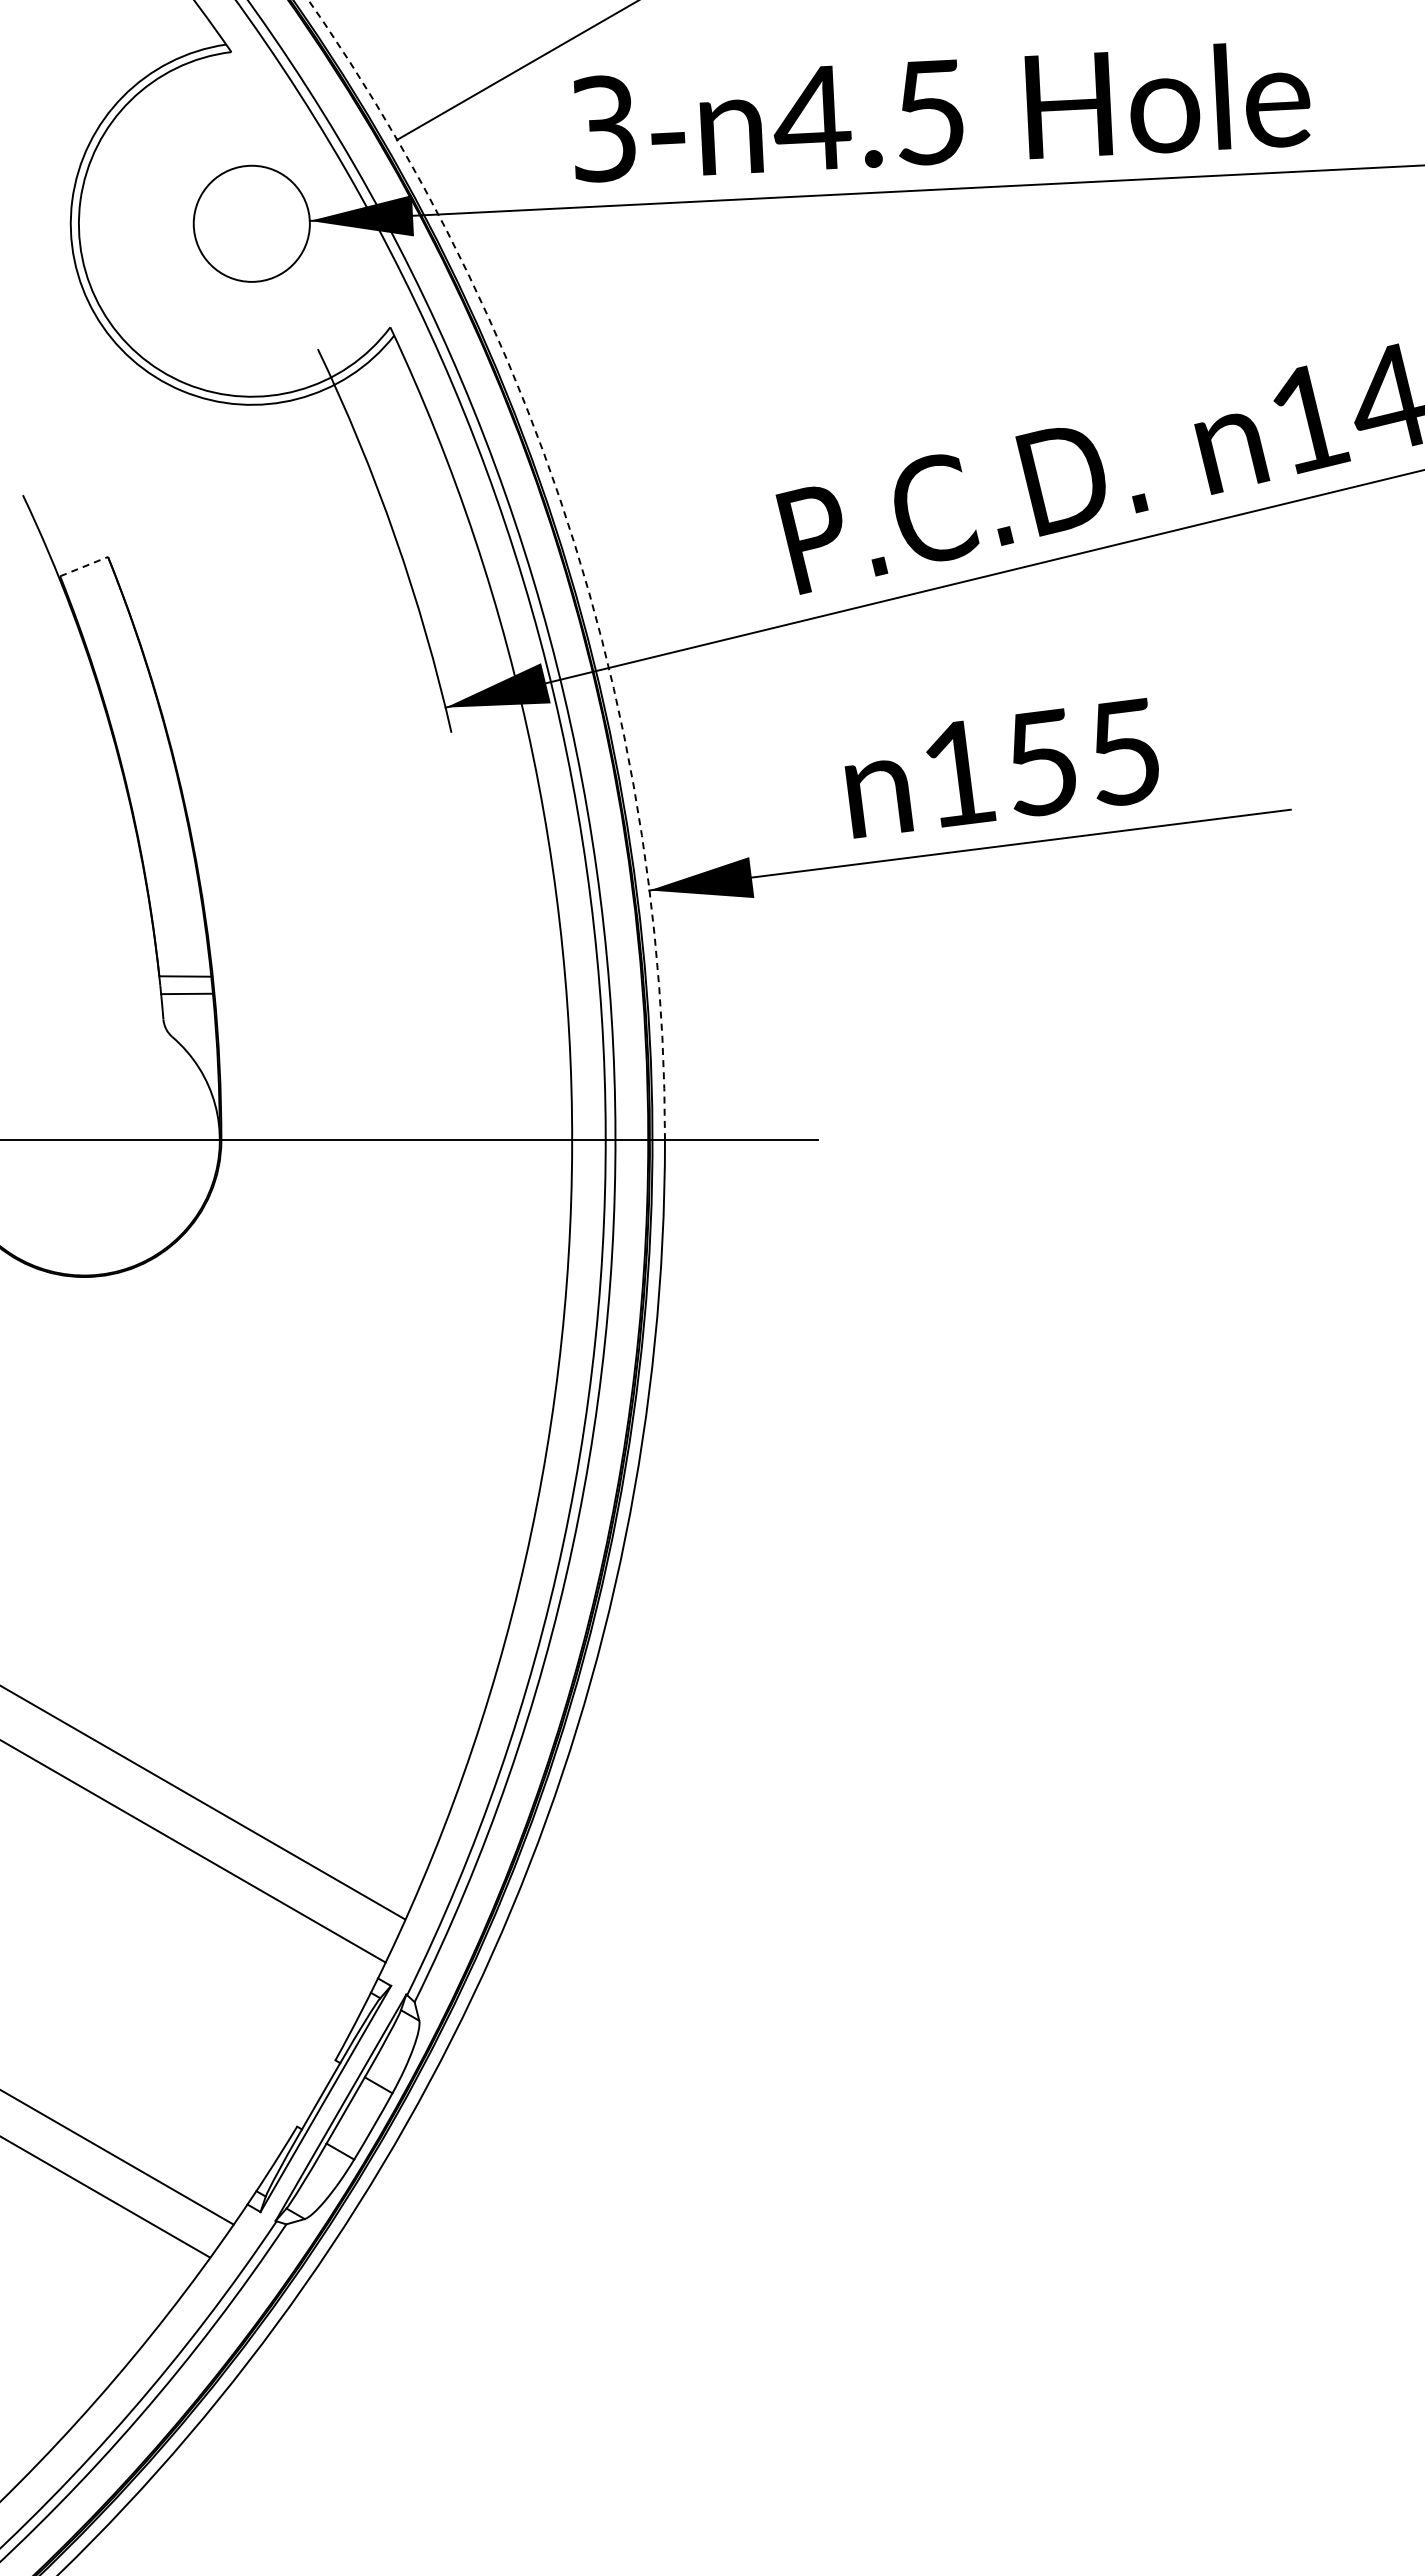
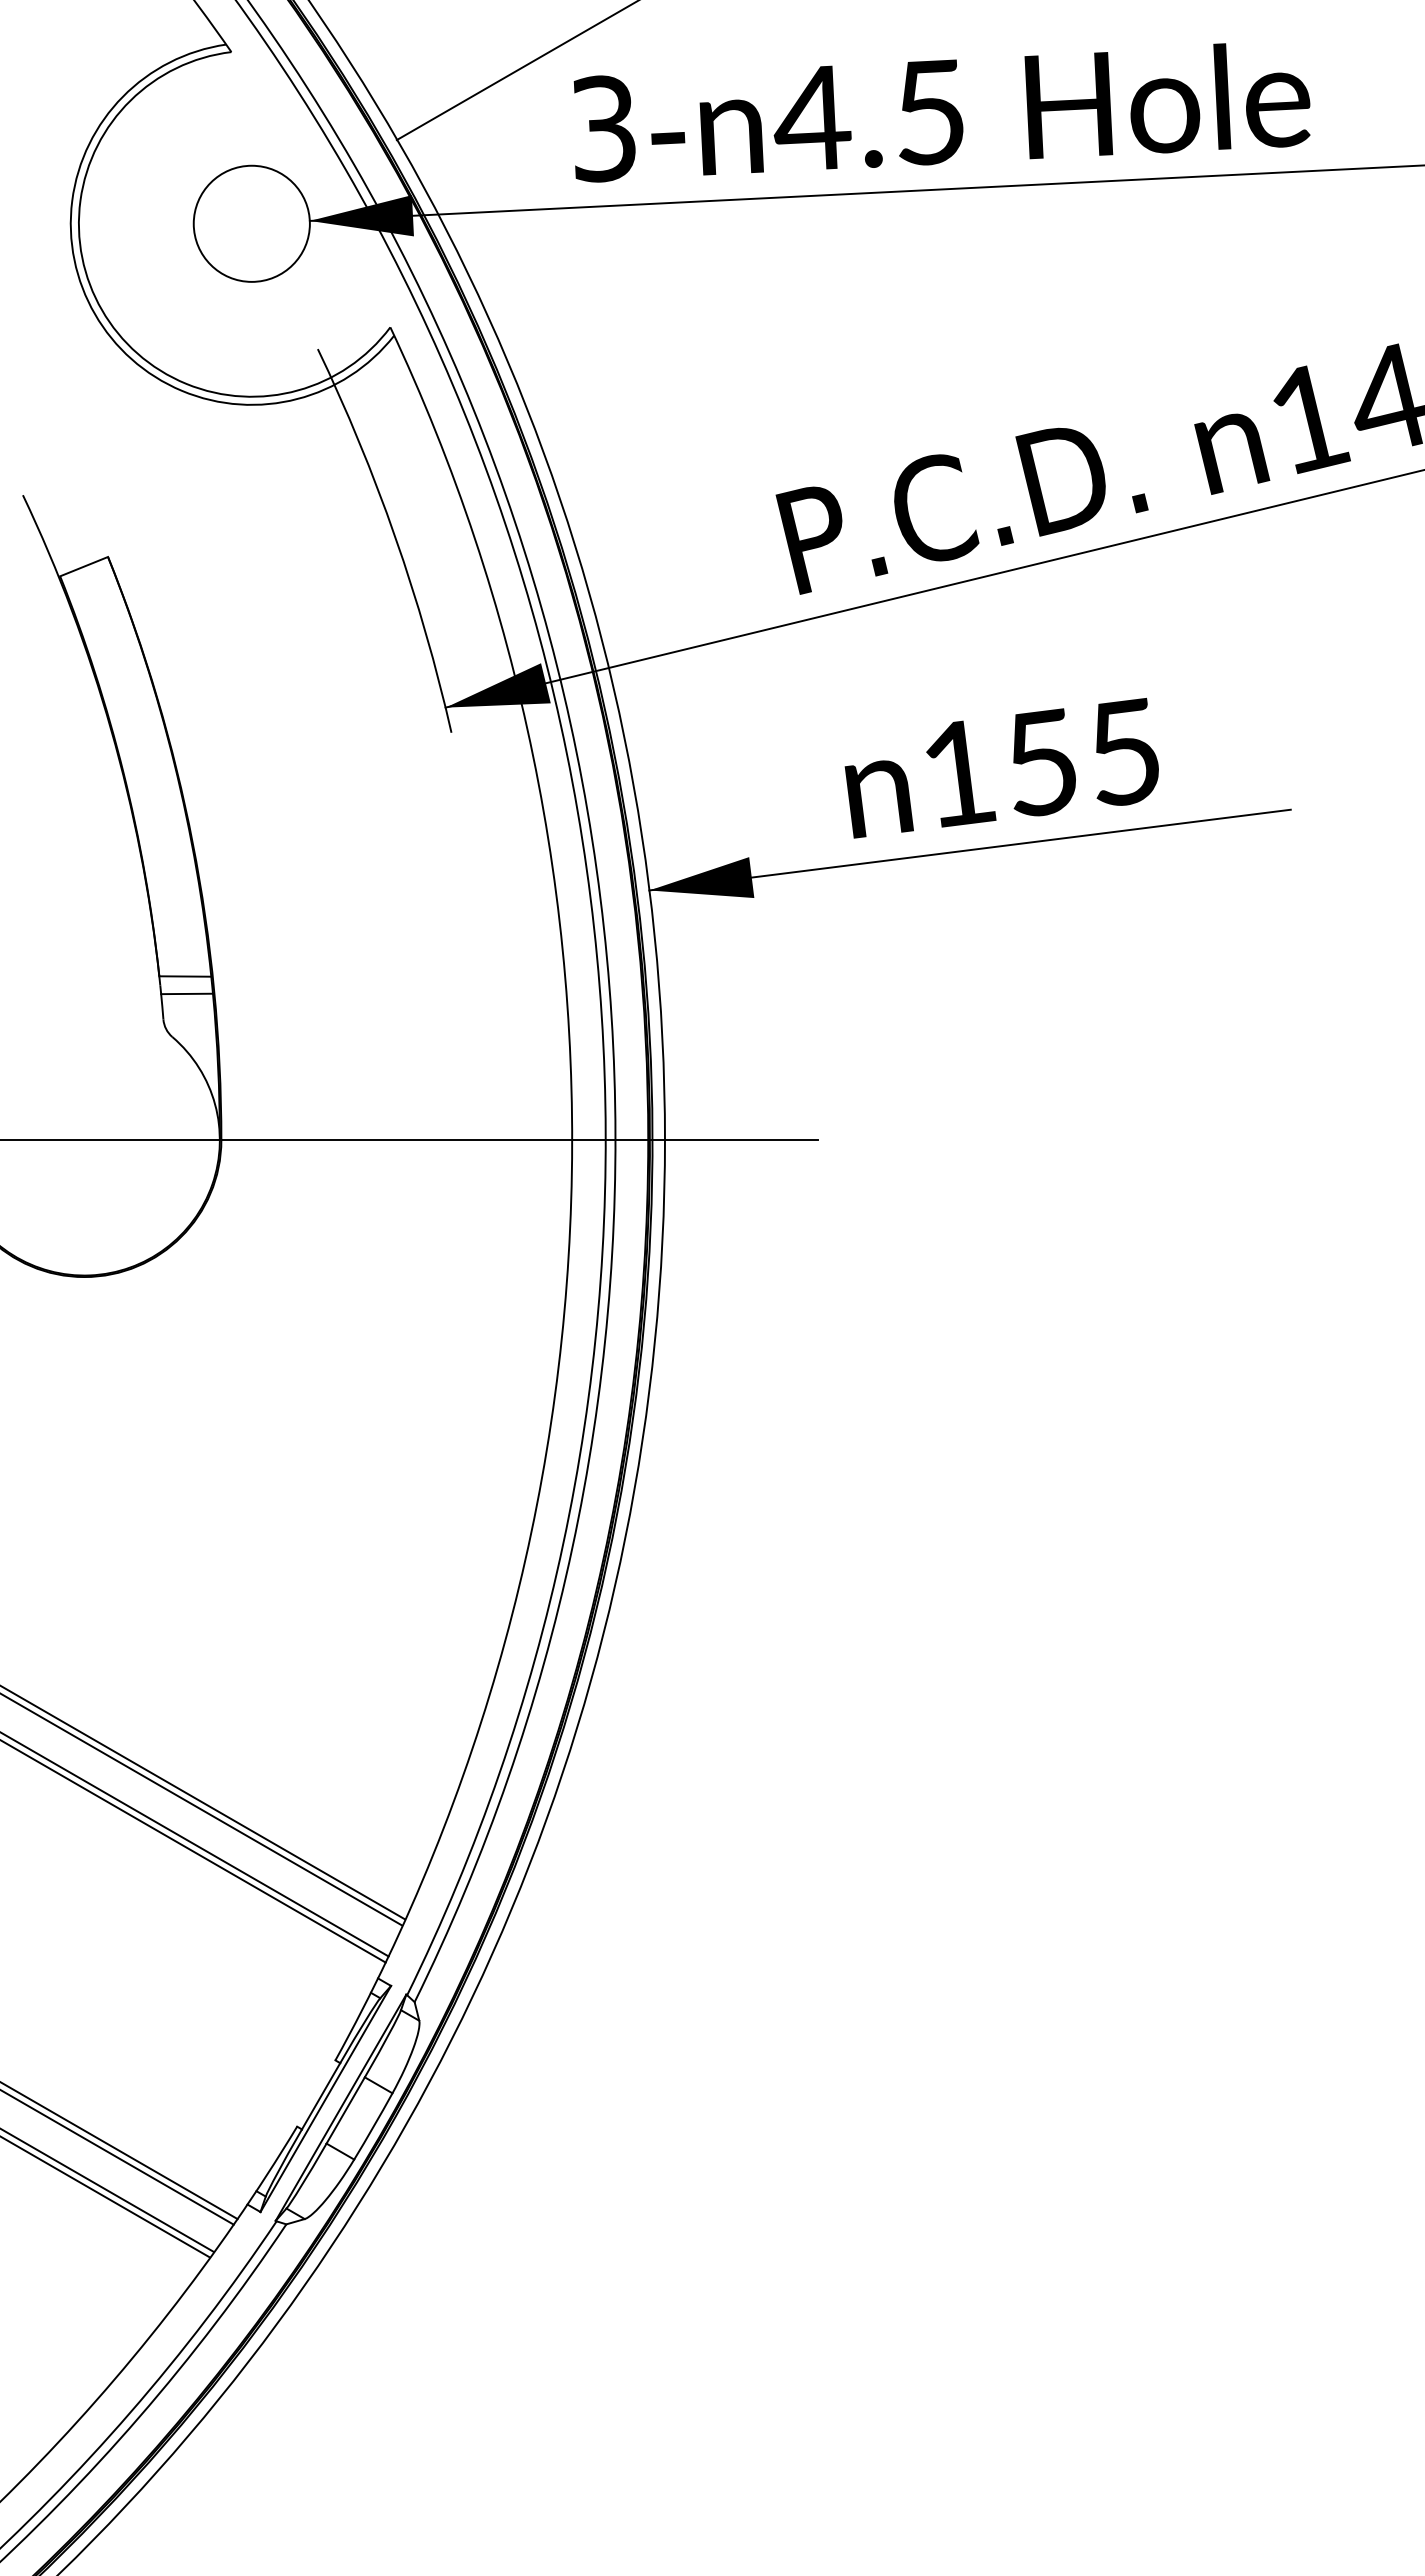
arc: dashed -> solid (572, 538)
line: dashed -> solid (84, 566)
line: none -> present (201, 1809)
line: none -> present (195, 1844)
line: none -> present (119, 2151)
line: none -> present (107, 2190)
